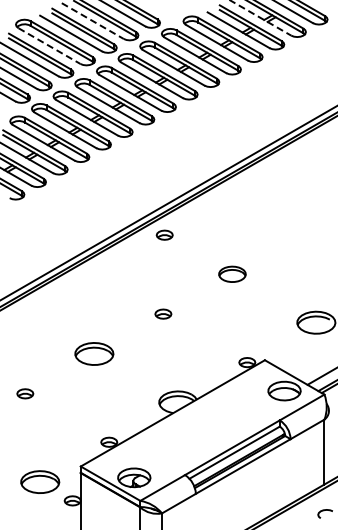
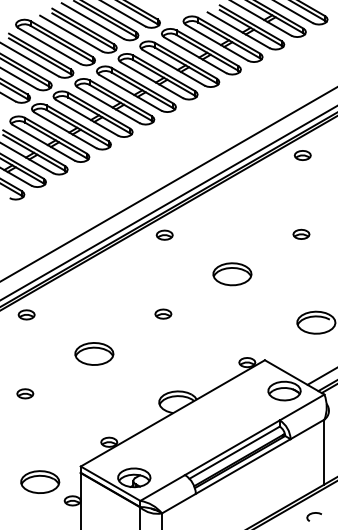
line: dashed -> solid (261, 18)
line: dashed -> solid (92, 21)
line: dashed -> solid (49, 46)
part: none -> present (302, 155)
line: none -> present (168, 184)
part: none -> present (301, 233)
part size: 29x18 px -> 41x25 px (232, 274)
part: none -> present (26, 314)
curve position: (324, 511) -> (313, 514) (313, 514)
